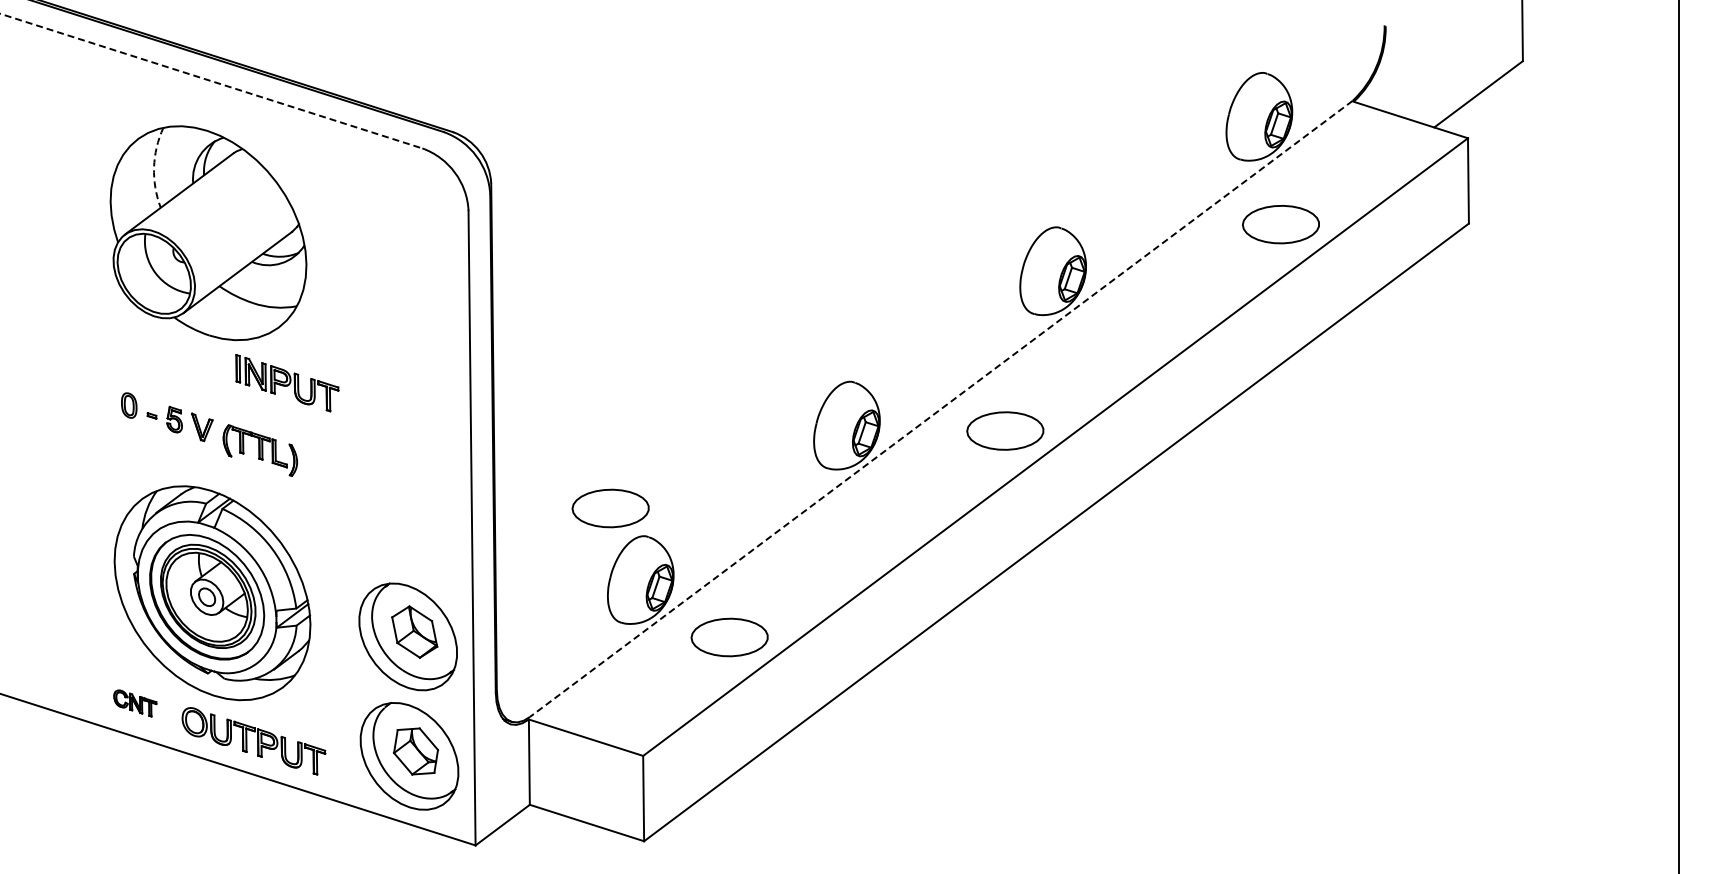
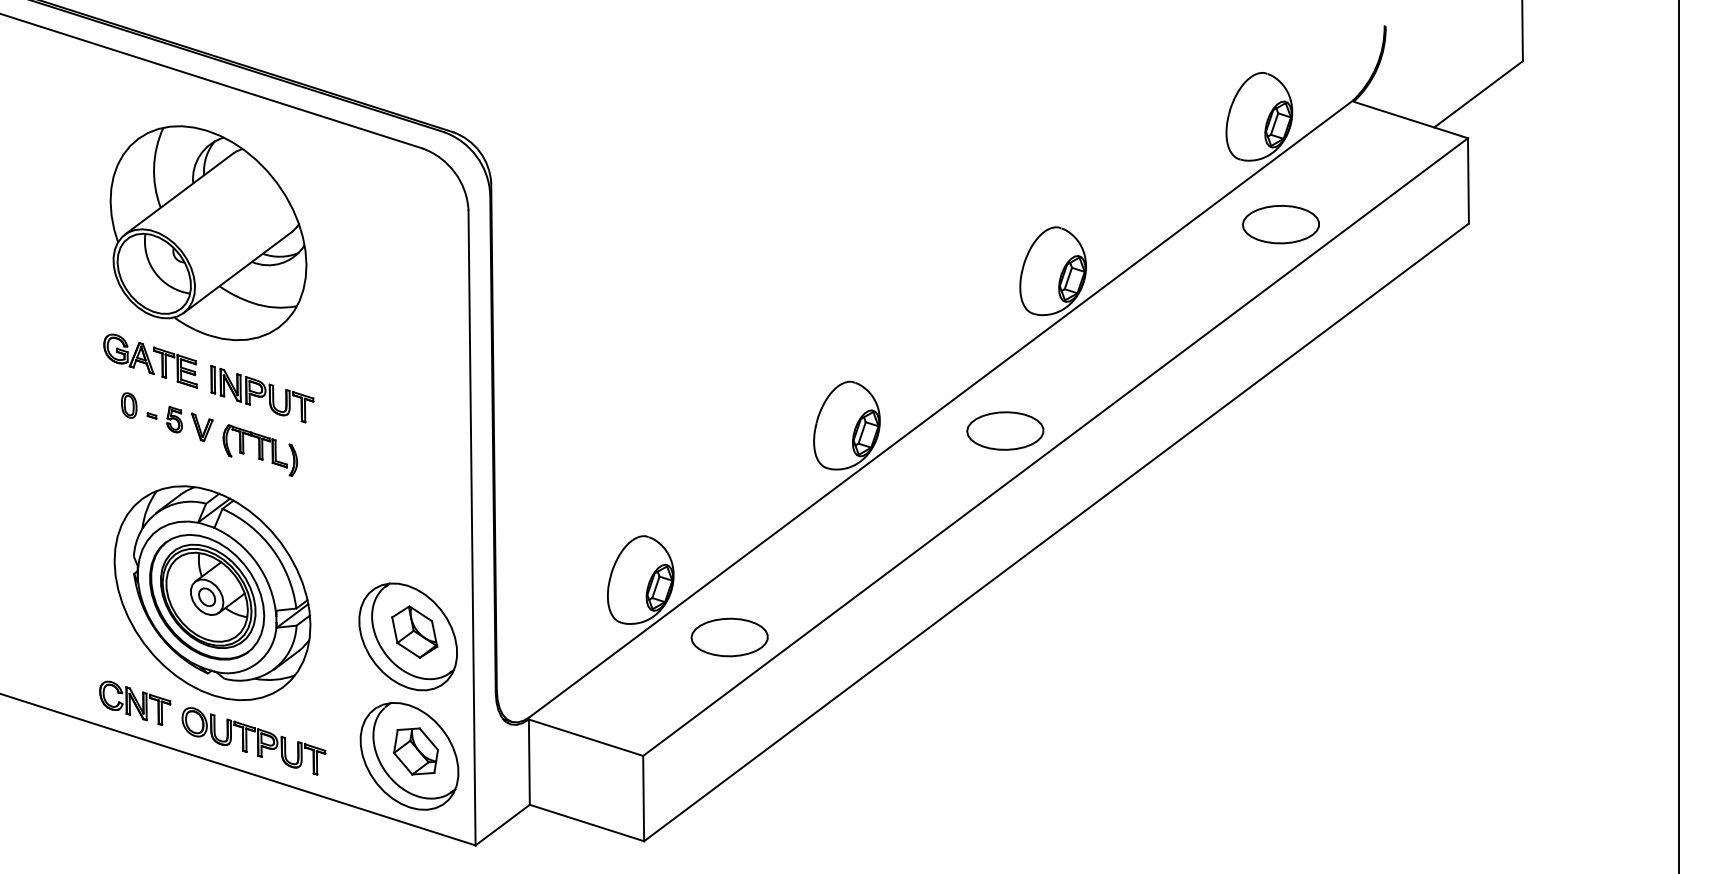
line: dashed -> solid (211, 81)
arc: dashed -> solid (154, 167)
part: none -> present (150, 360)
part position: (287, 383) -> (262, 394) (262, 394)
line: dashed -> solid (941, 408)
part: present -> none (610, 508)
part size: 45x29 px -> 73x47 px (135, 703)
